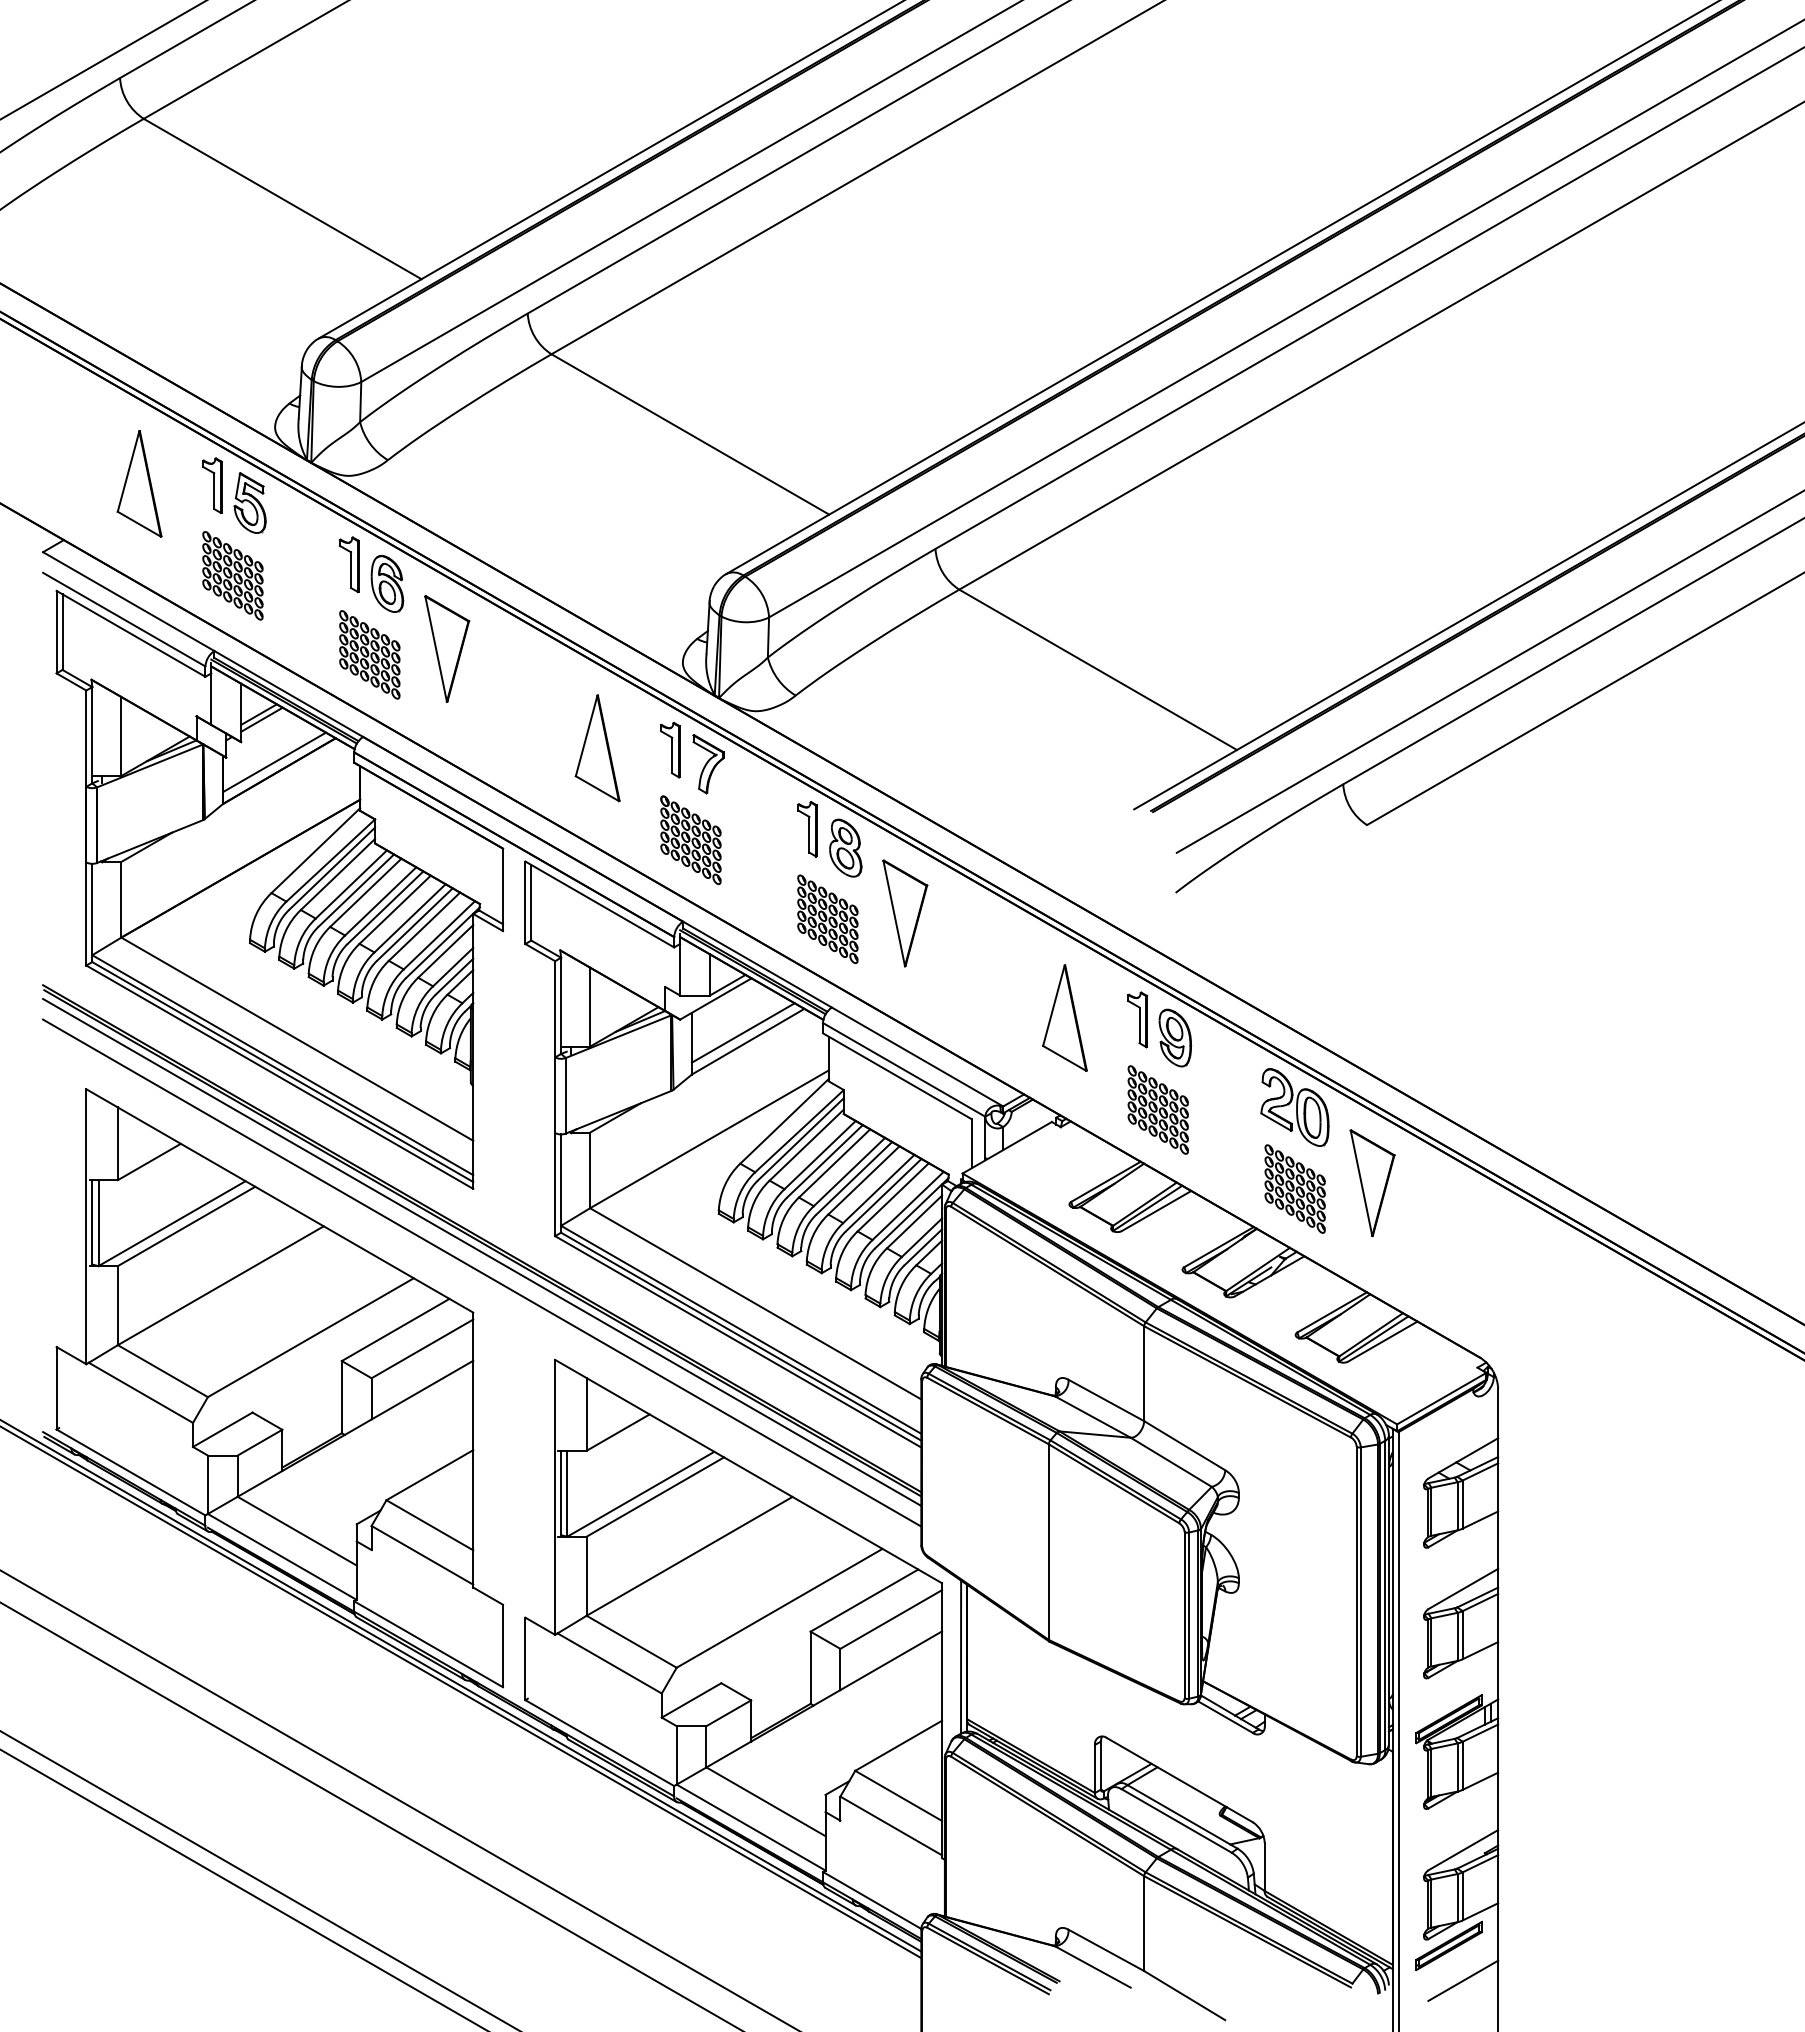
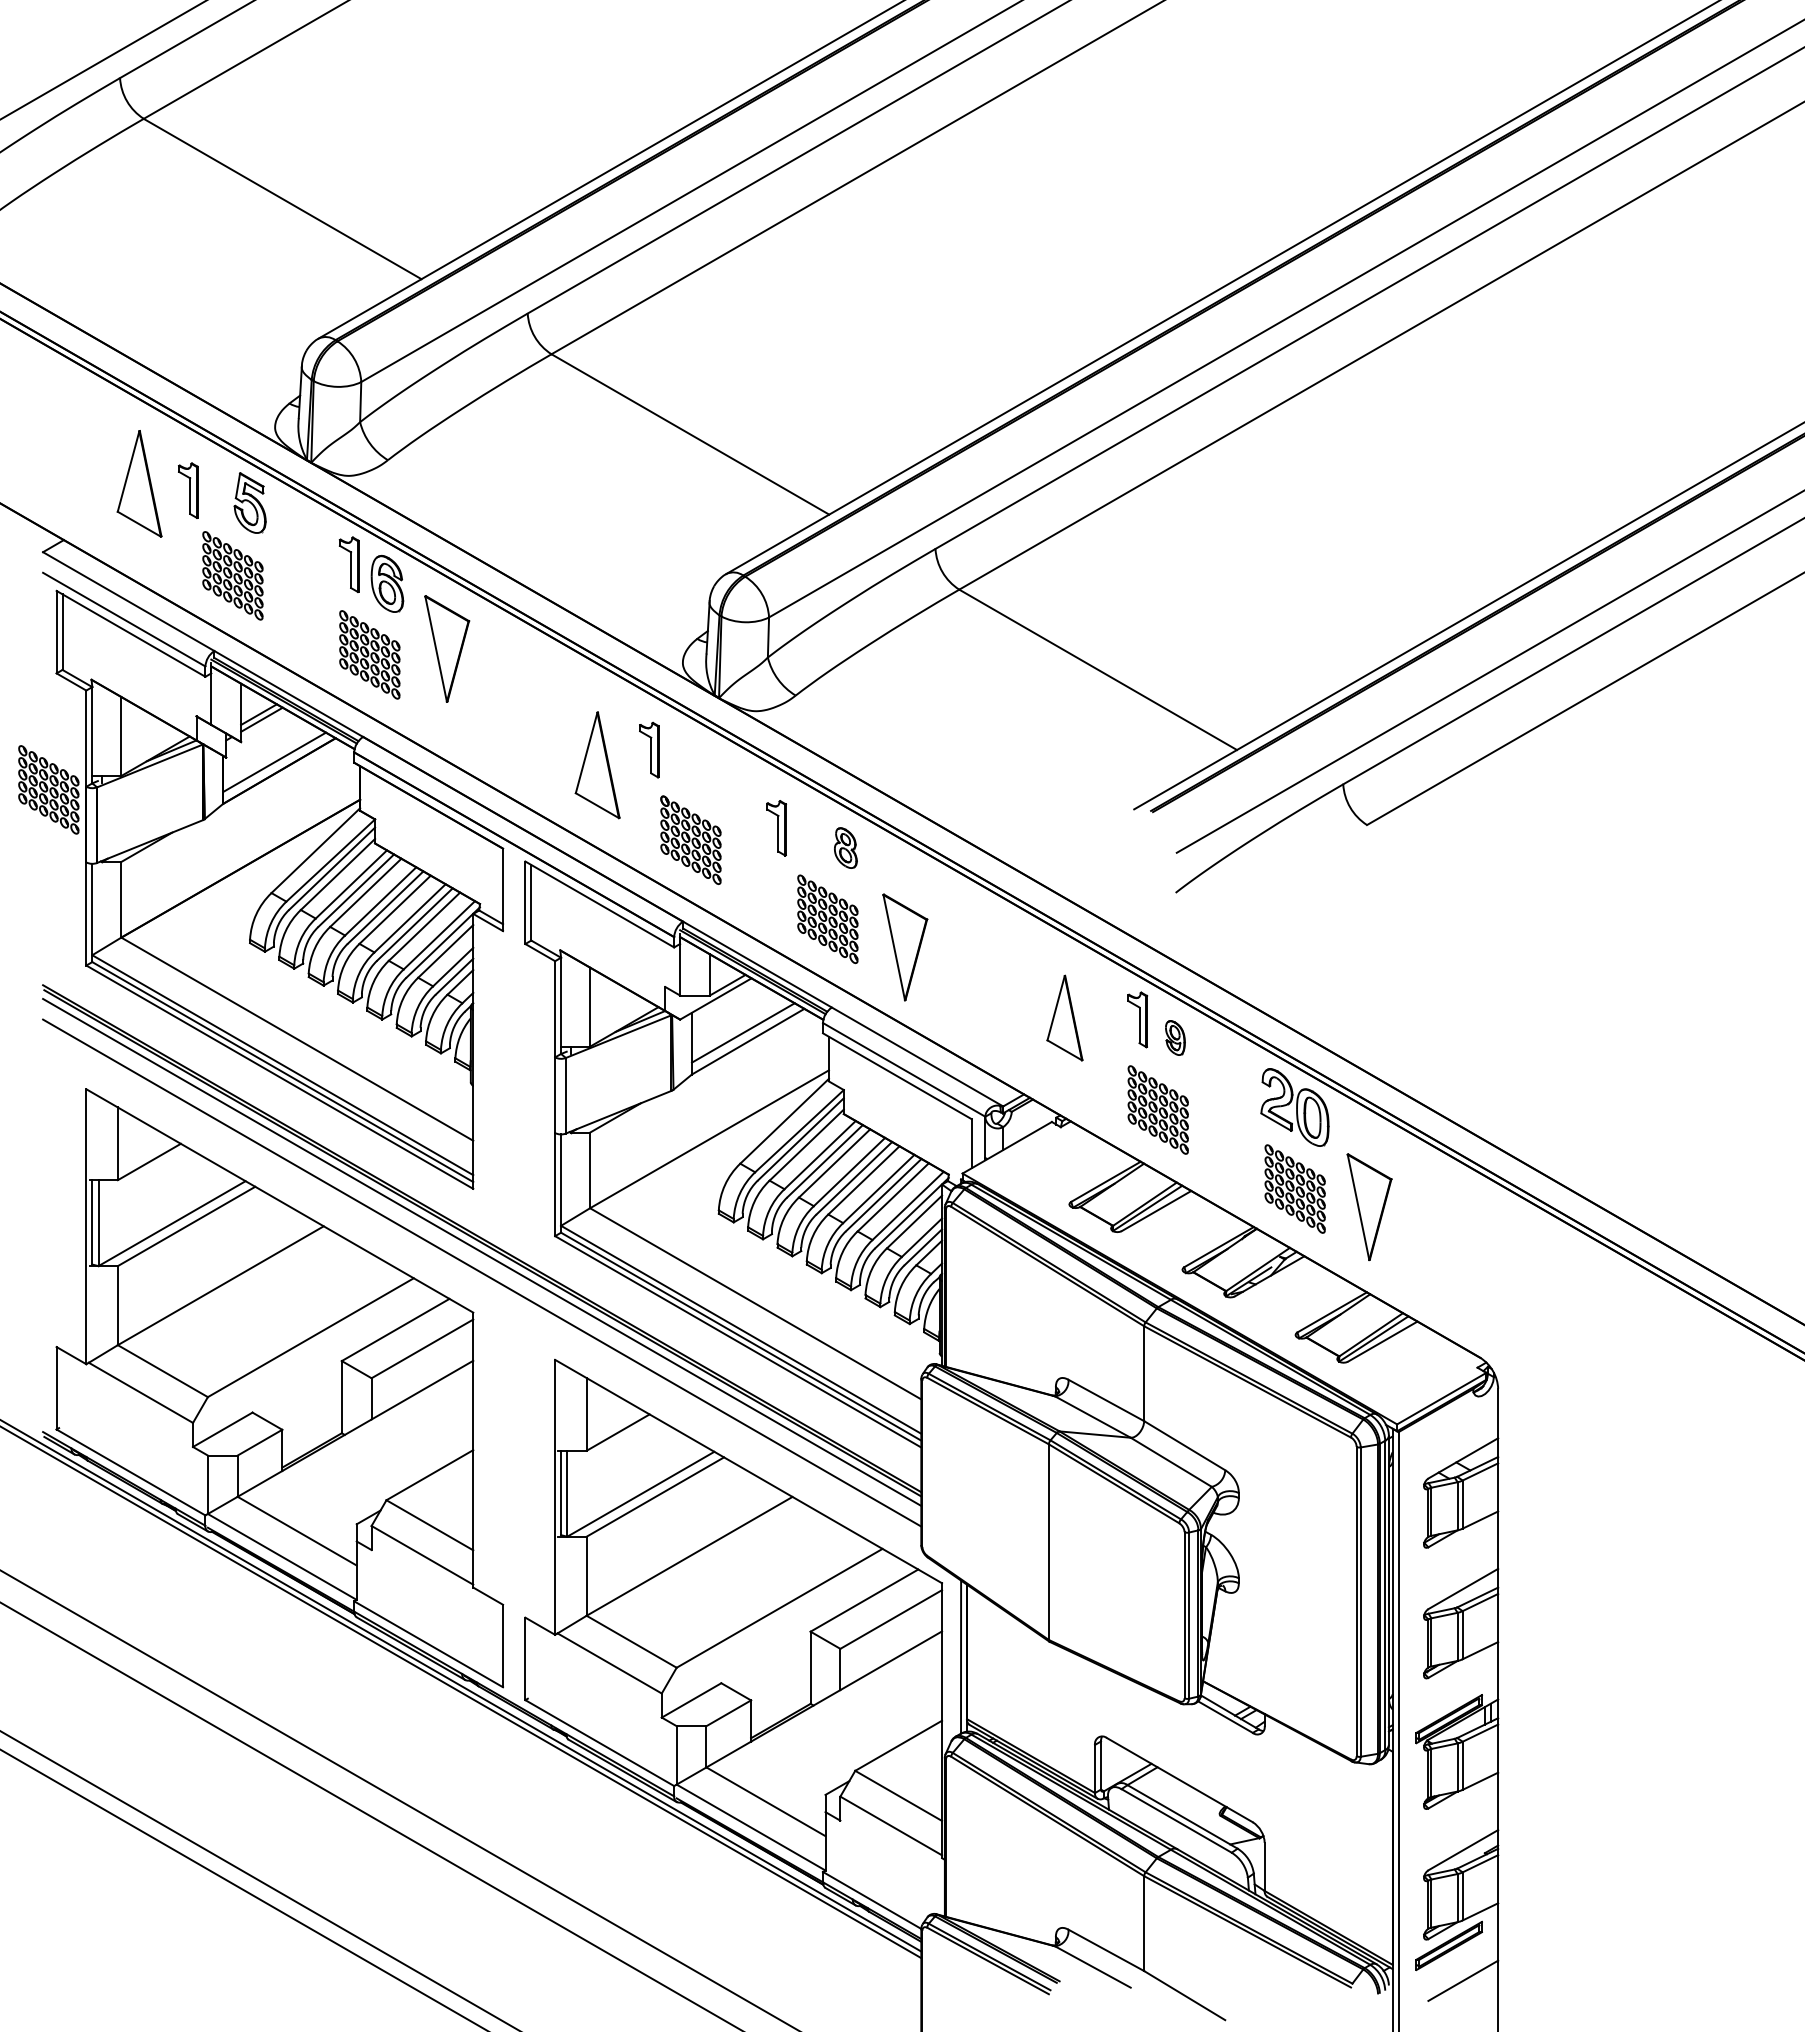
part position: (212, 485) -> (188, 490) (188, 490)
part position: (597, 748) -> (597, 765) (597, 765)
part position: (670, 749) -> (649, 749) (649, 749)
part: present -> none (708, 764)
part: none -> present (48, 789)
part position: (807, 829) -> (776, 828) (776, 828)
part size: 34x60 px -> 24x42 px (845, 847)
part position: (905, 913) -> (905, 947) (905, 947)
part size: 46x108 px -> 38x88 px (1064, 1017)
part size: 35x60 px -> 21x36 px (1175, 1037)
part position: (1372, 1183) -> (1369, 1207) (1369, 1207)
